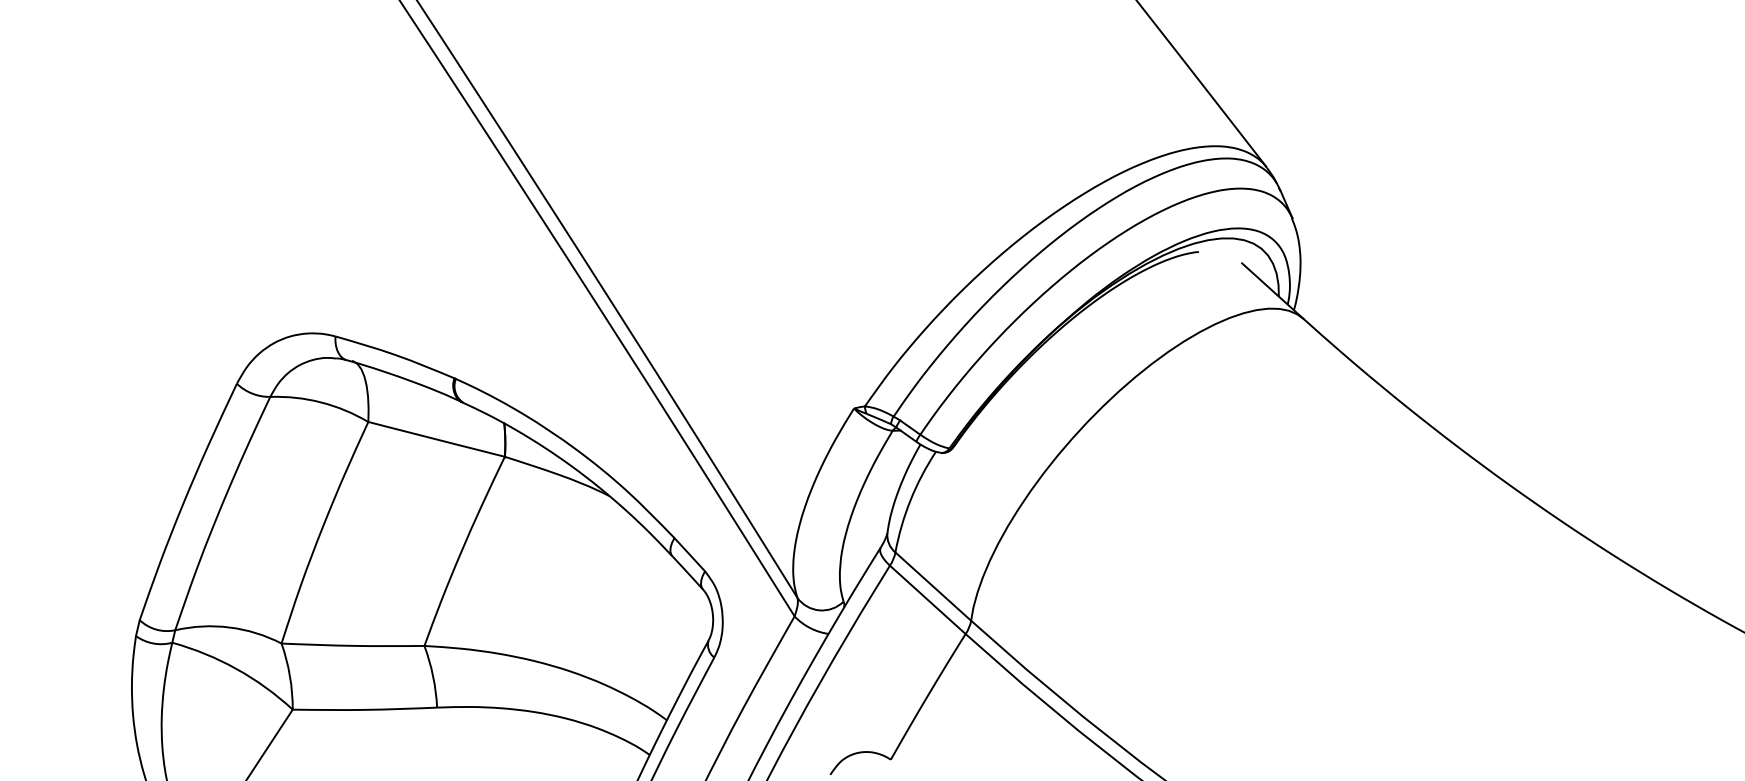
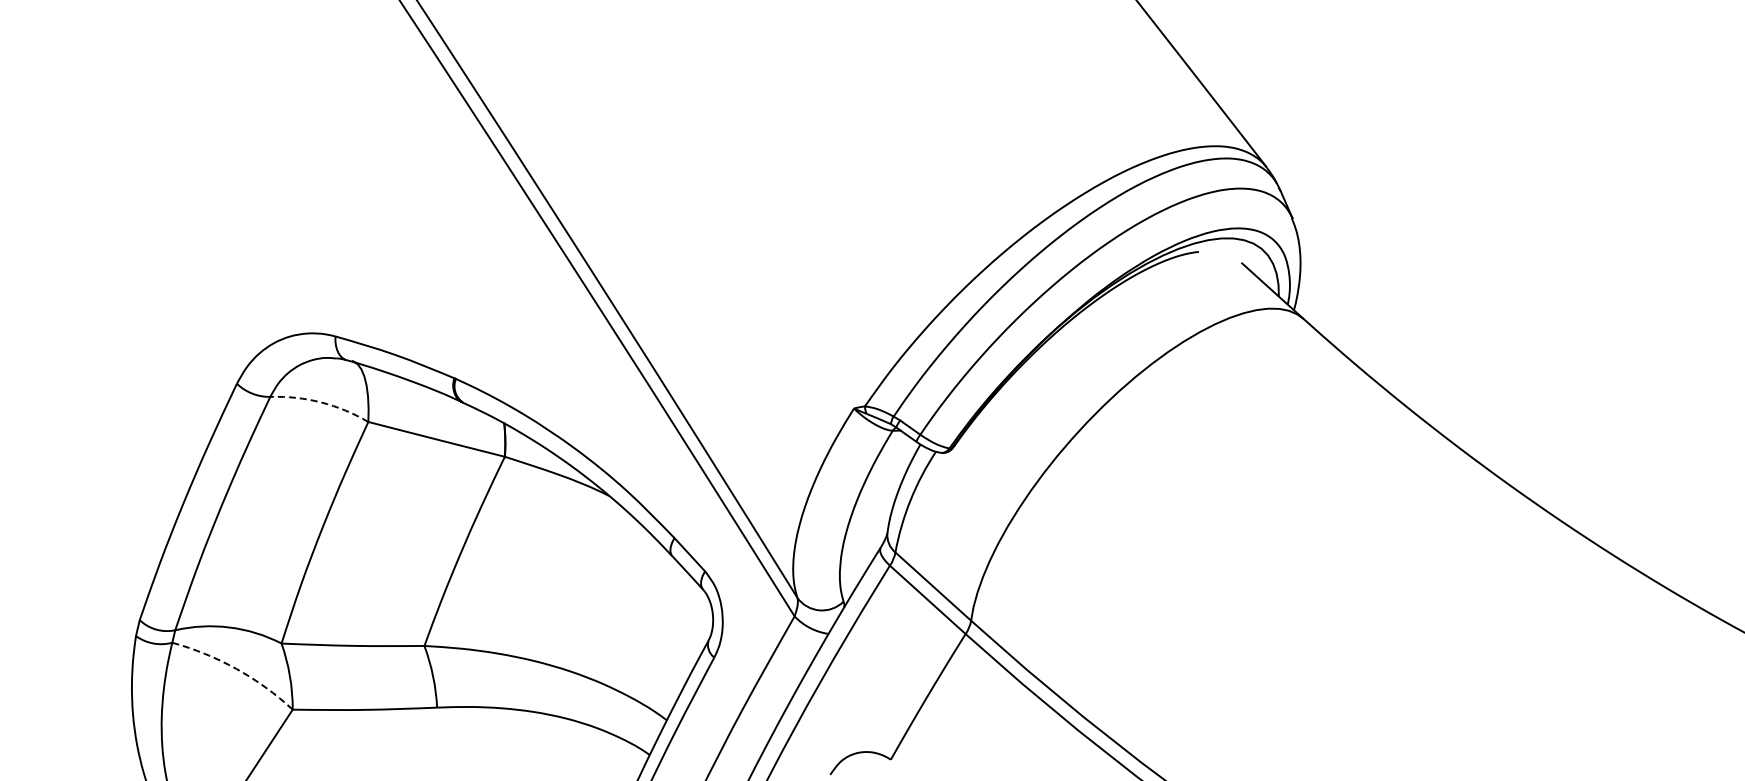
arc: solid -> dashed (321, 402)
arc: solid -> dashed (236, 669)
